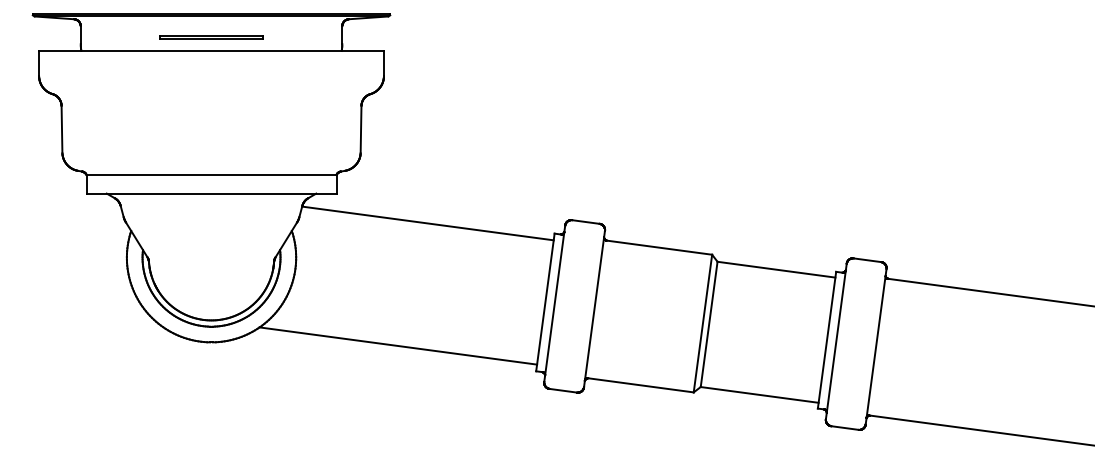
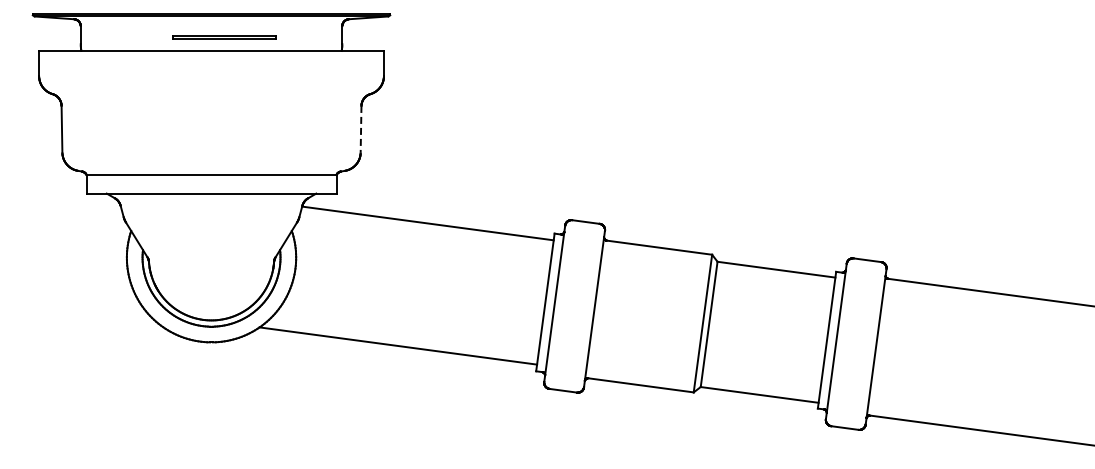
line position: (211, 36) -> (224, 36) (224, 36)
line: solid -> dashed (361, 129)
